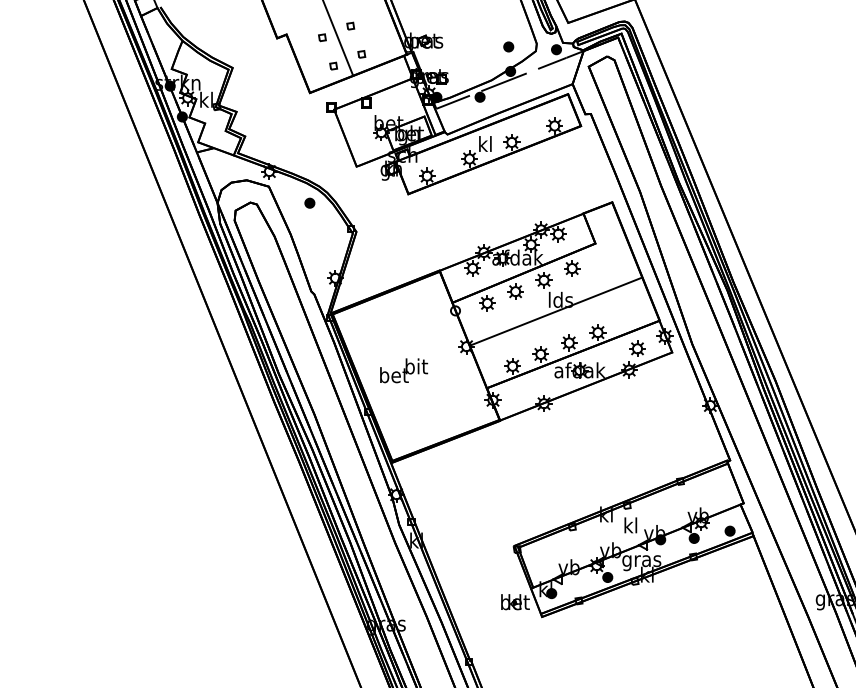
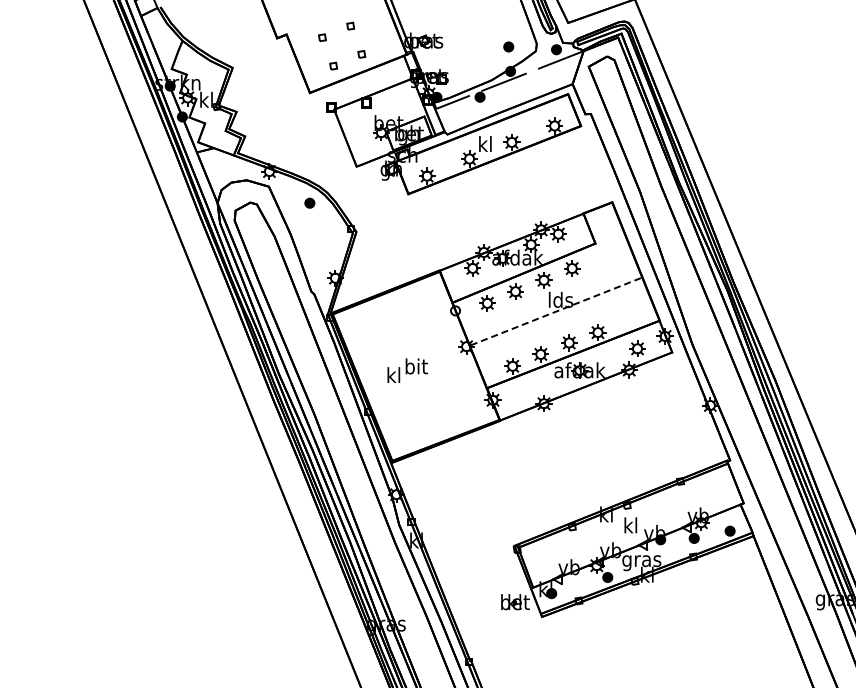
line: present -> none (338, 38)
line: solid -> dashed (556, 311)
text: bet -> kl (394, 375)
